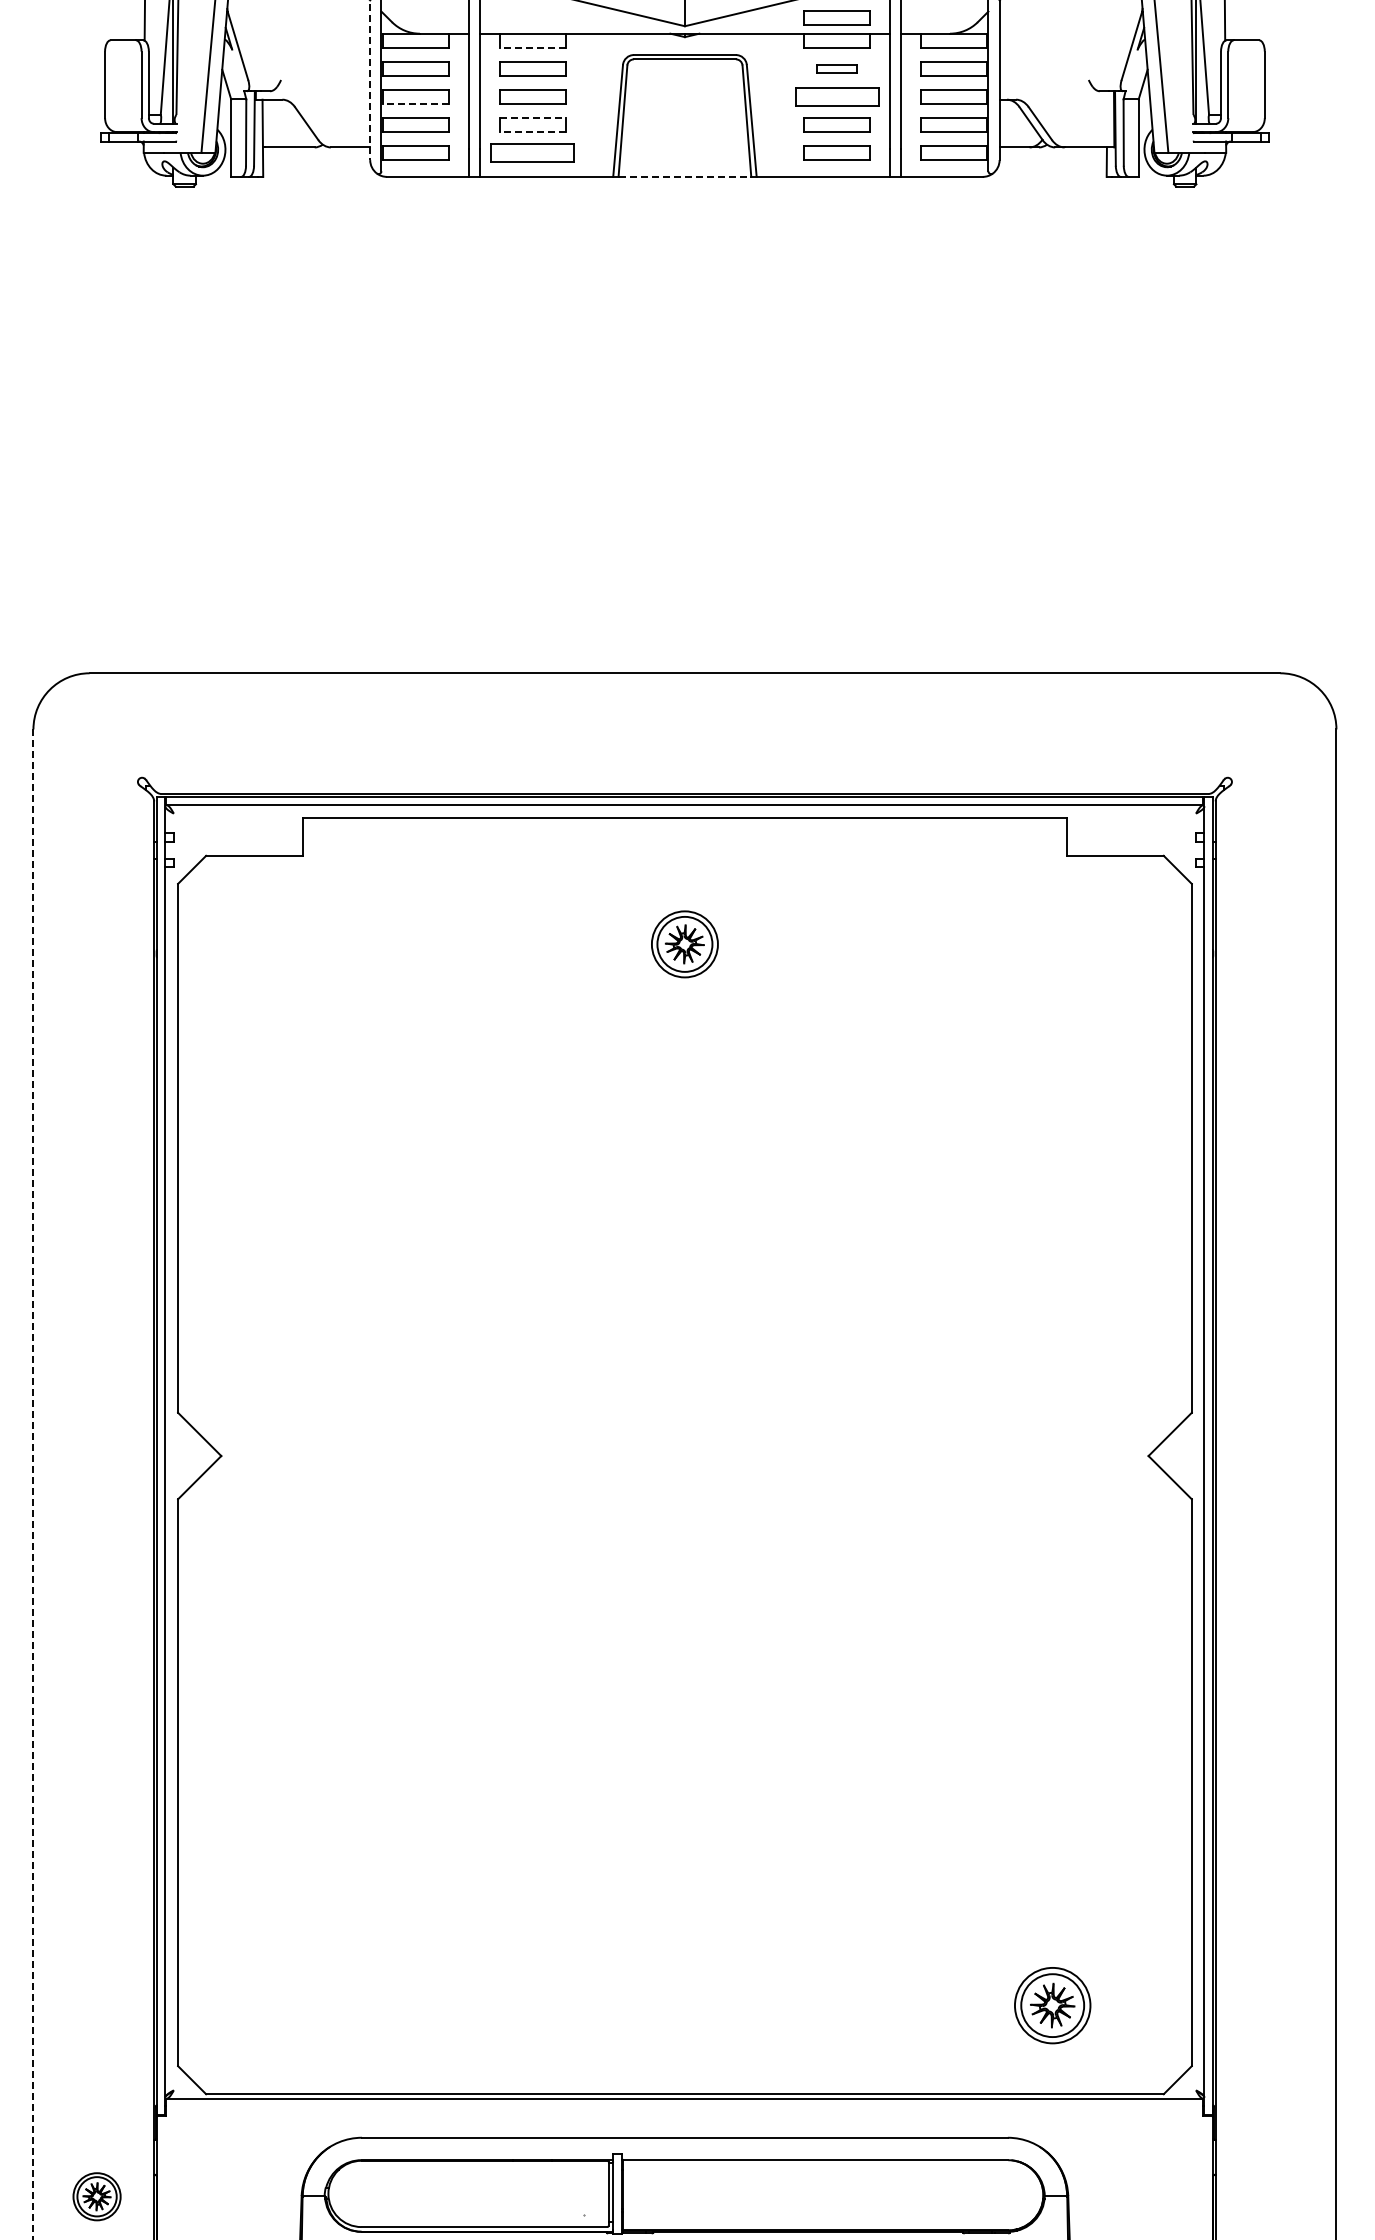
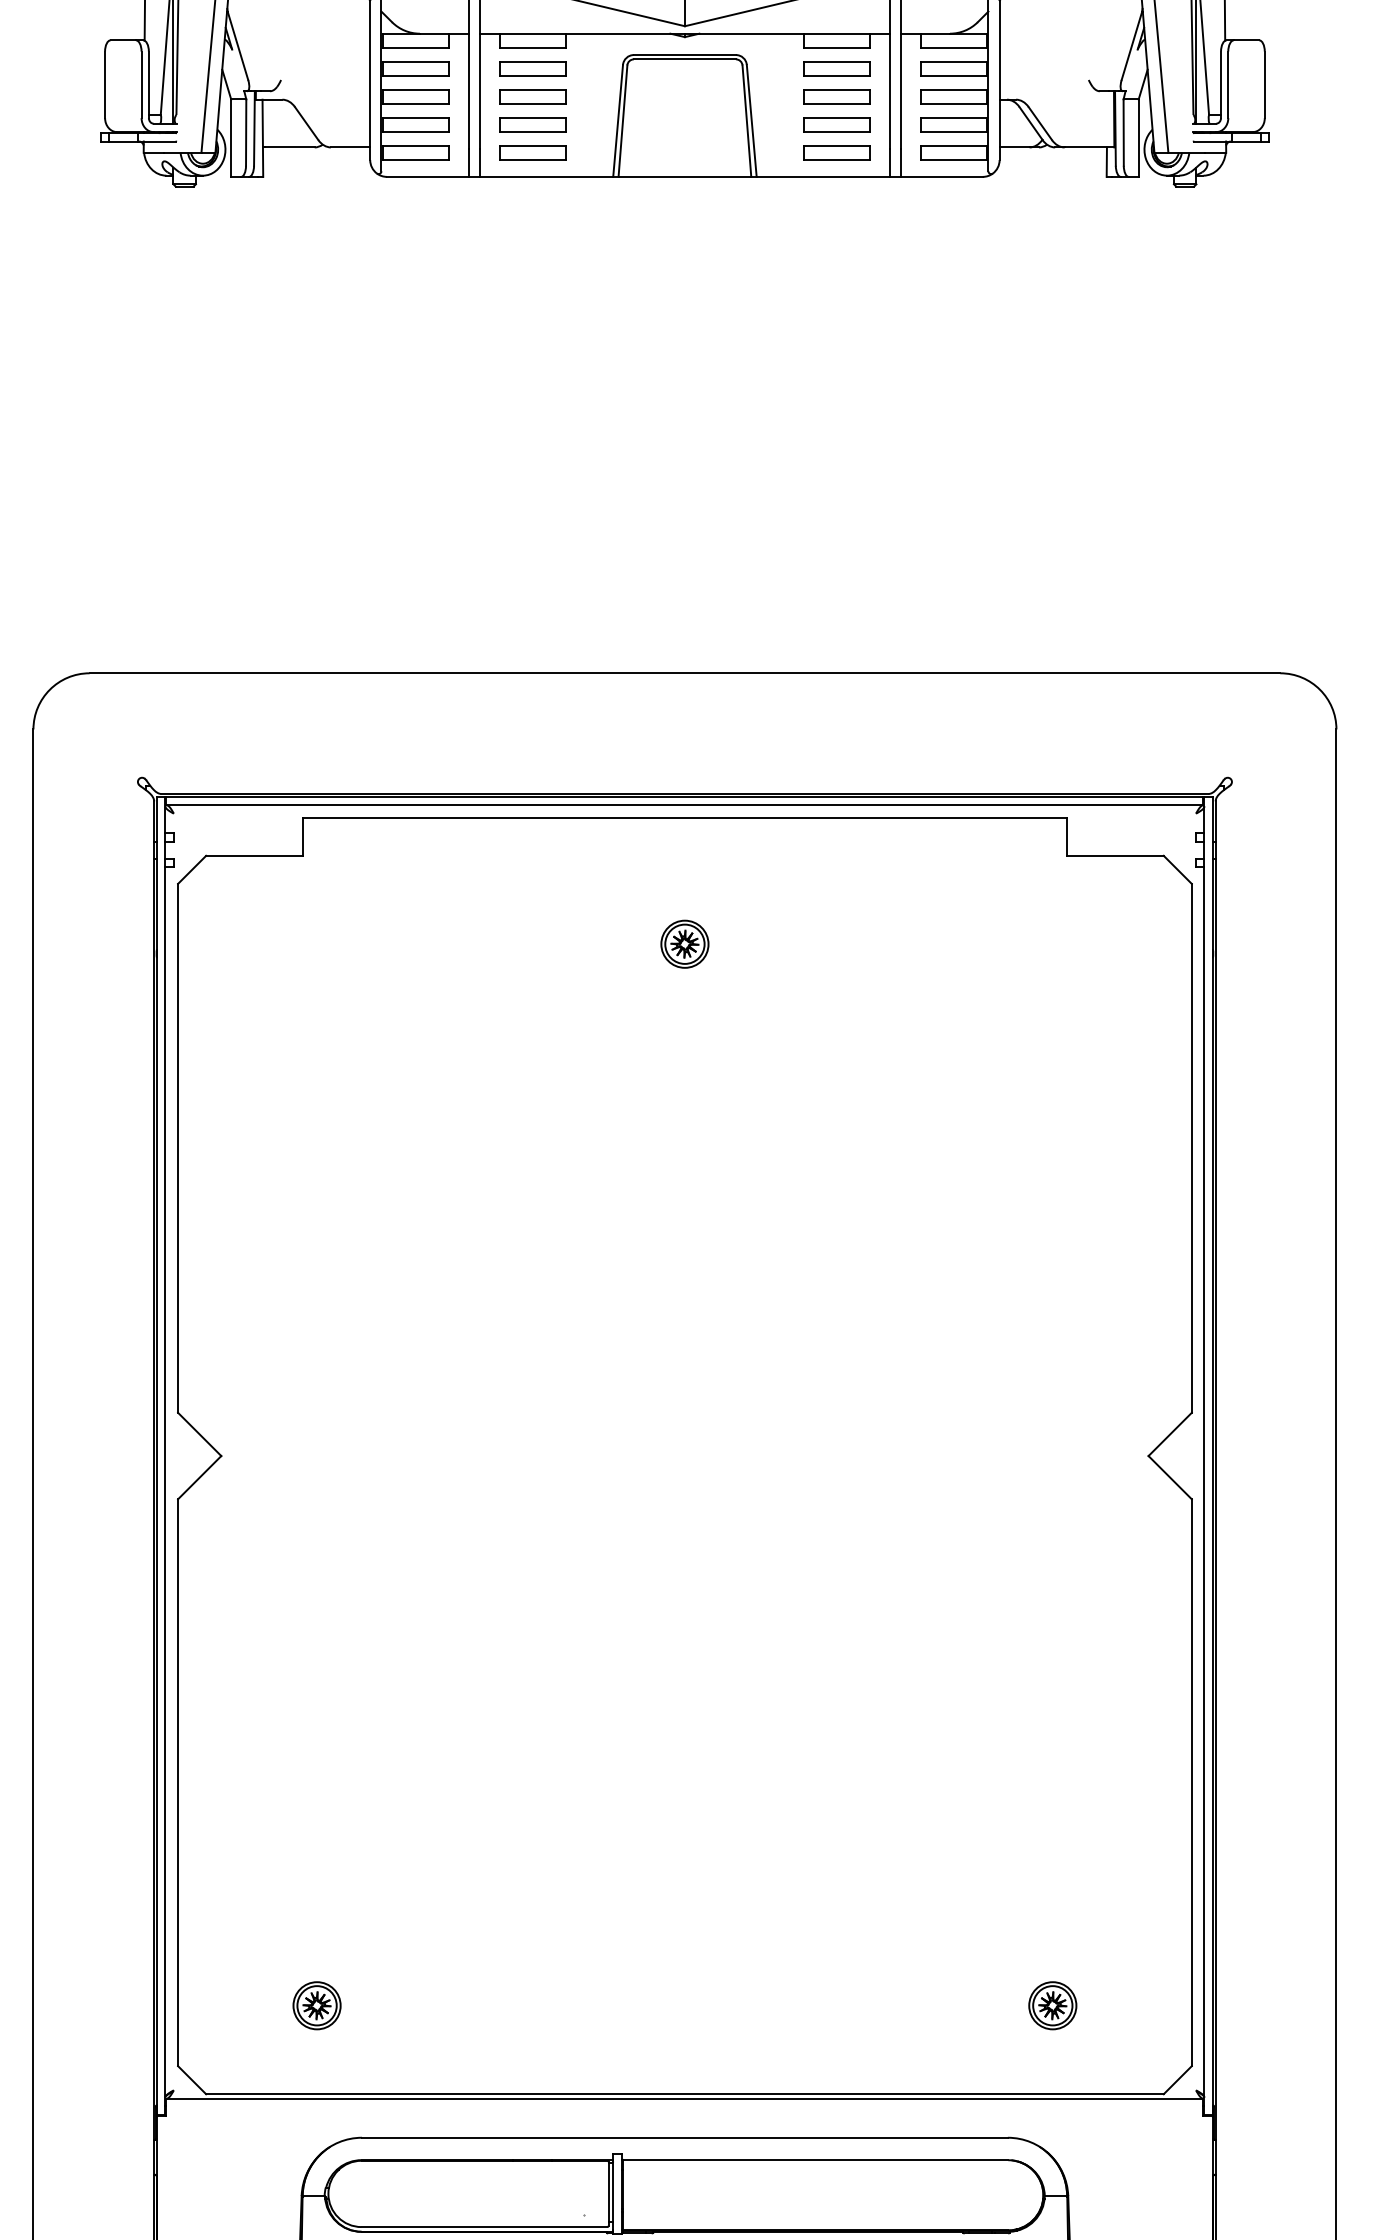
part: present -> none (836, 17)
line: dashed -> solid (532, 47)
part size: 42x10 px -> 68x16 px (836, 68)
line: dashed -> solid (370, 80)
part size: 85x20 px -> 68x16 px (836, 96)
line: dashed -> solid (416, 103)
line: dashed -> solid (532, 117)
line: dashed -> solid (532, 131)
part size: 85x20 px -> 68x16 px (532, 152)
line: dashed -> solid (685, 176)
part size: 68x69 px -> 50x50 px (684, 943)
line: dashed -> solid (33, 1484)
part size: 78x78 px -> 50x50 px (1052, 2005)
part position: (96, 2196) -> (316, 2005) (316, 2005)
